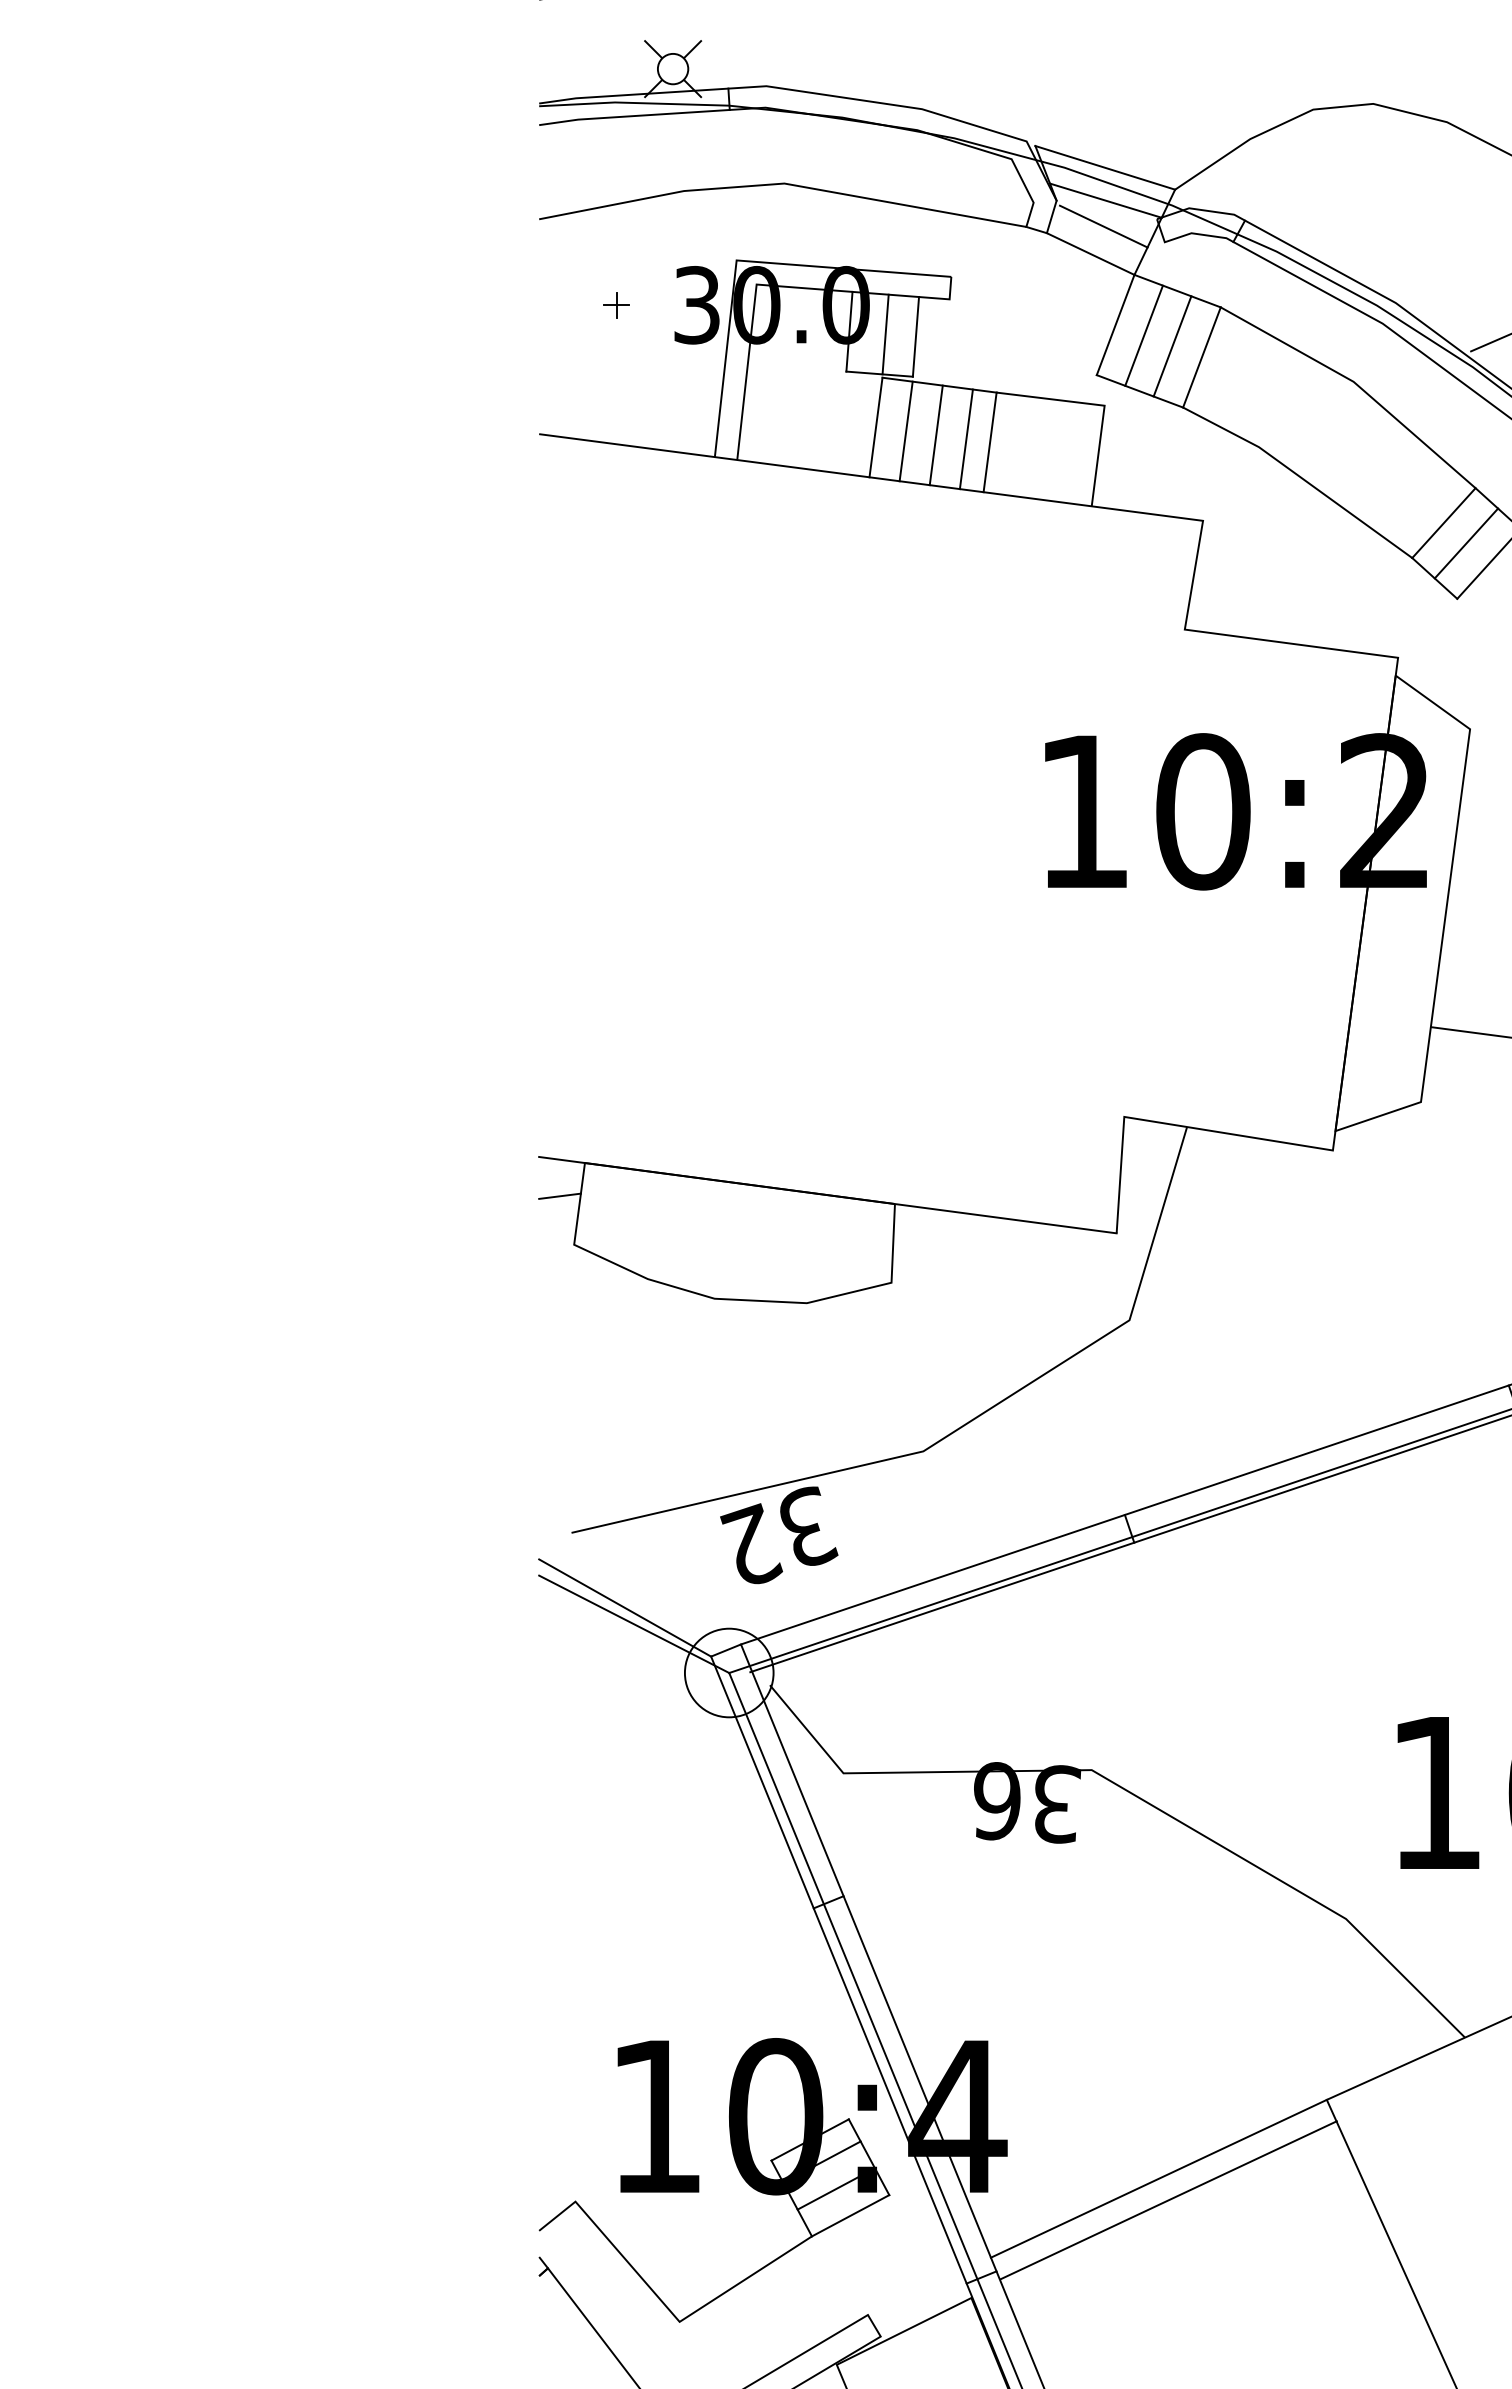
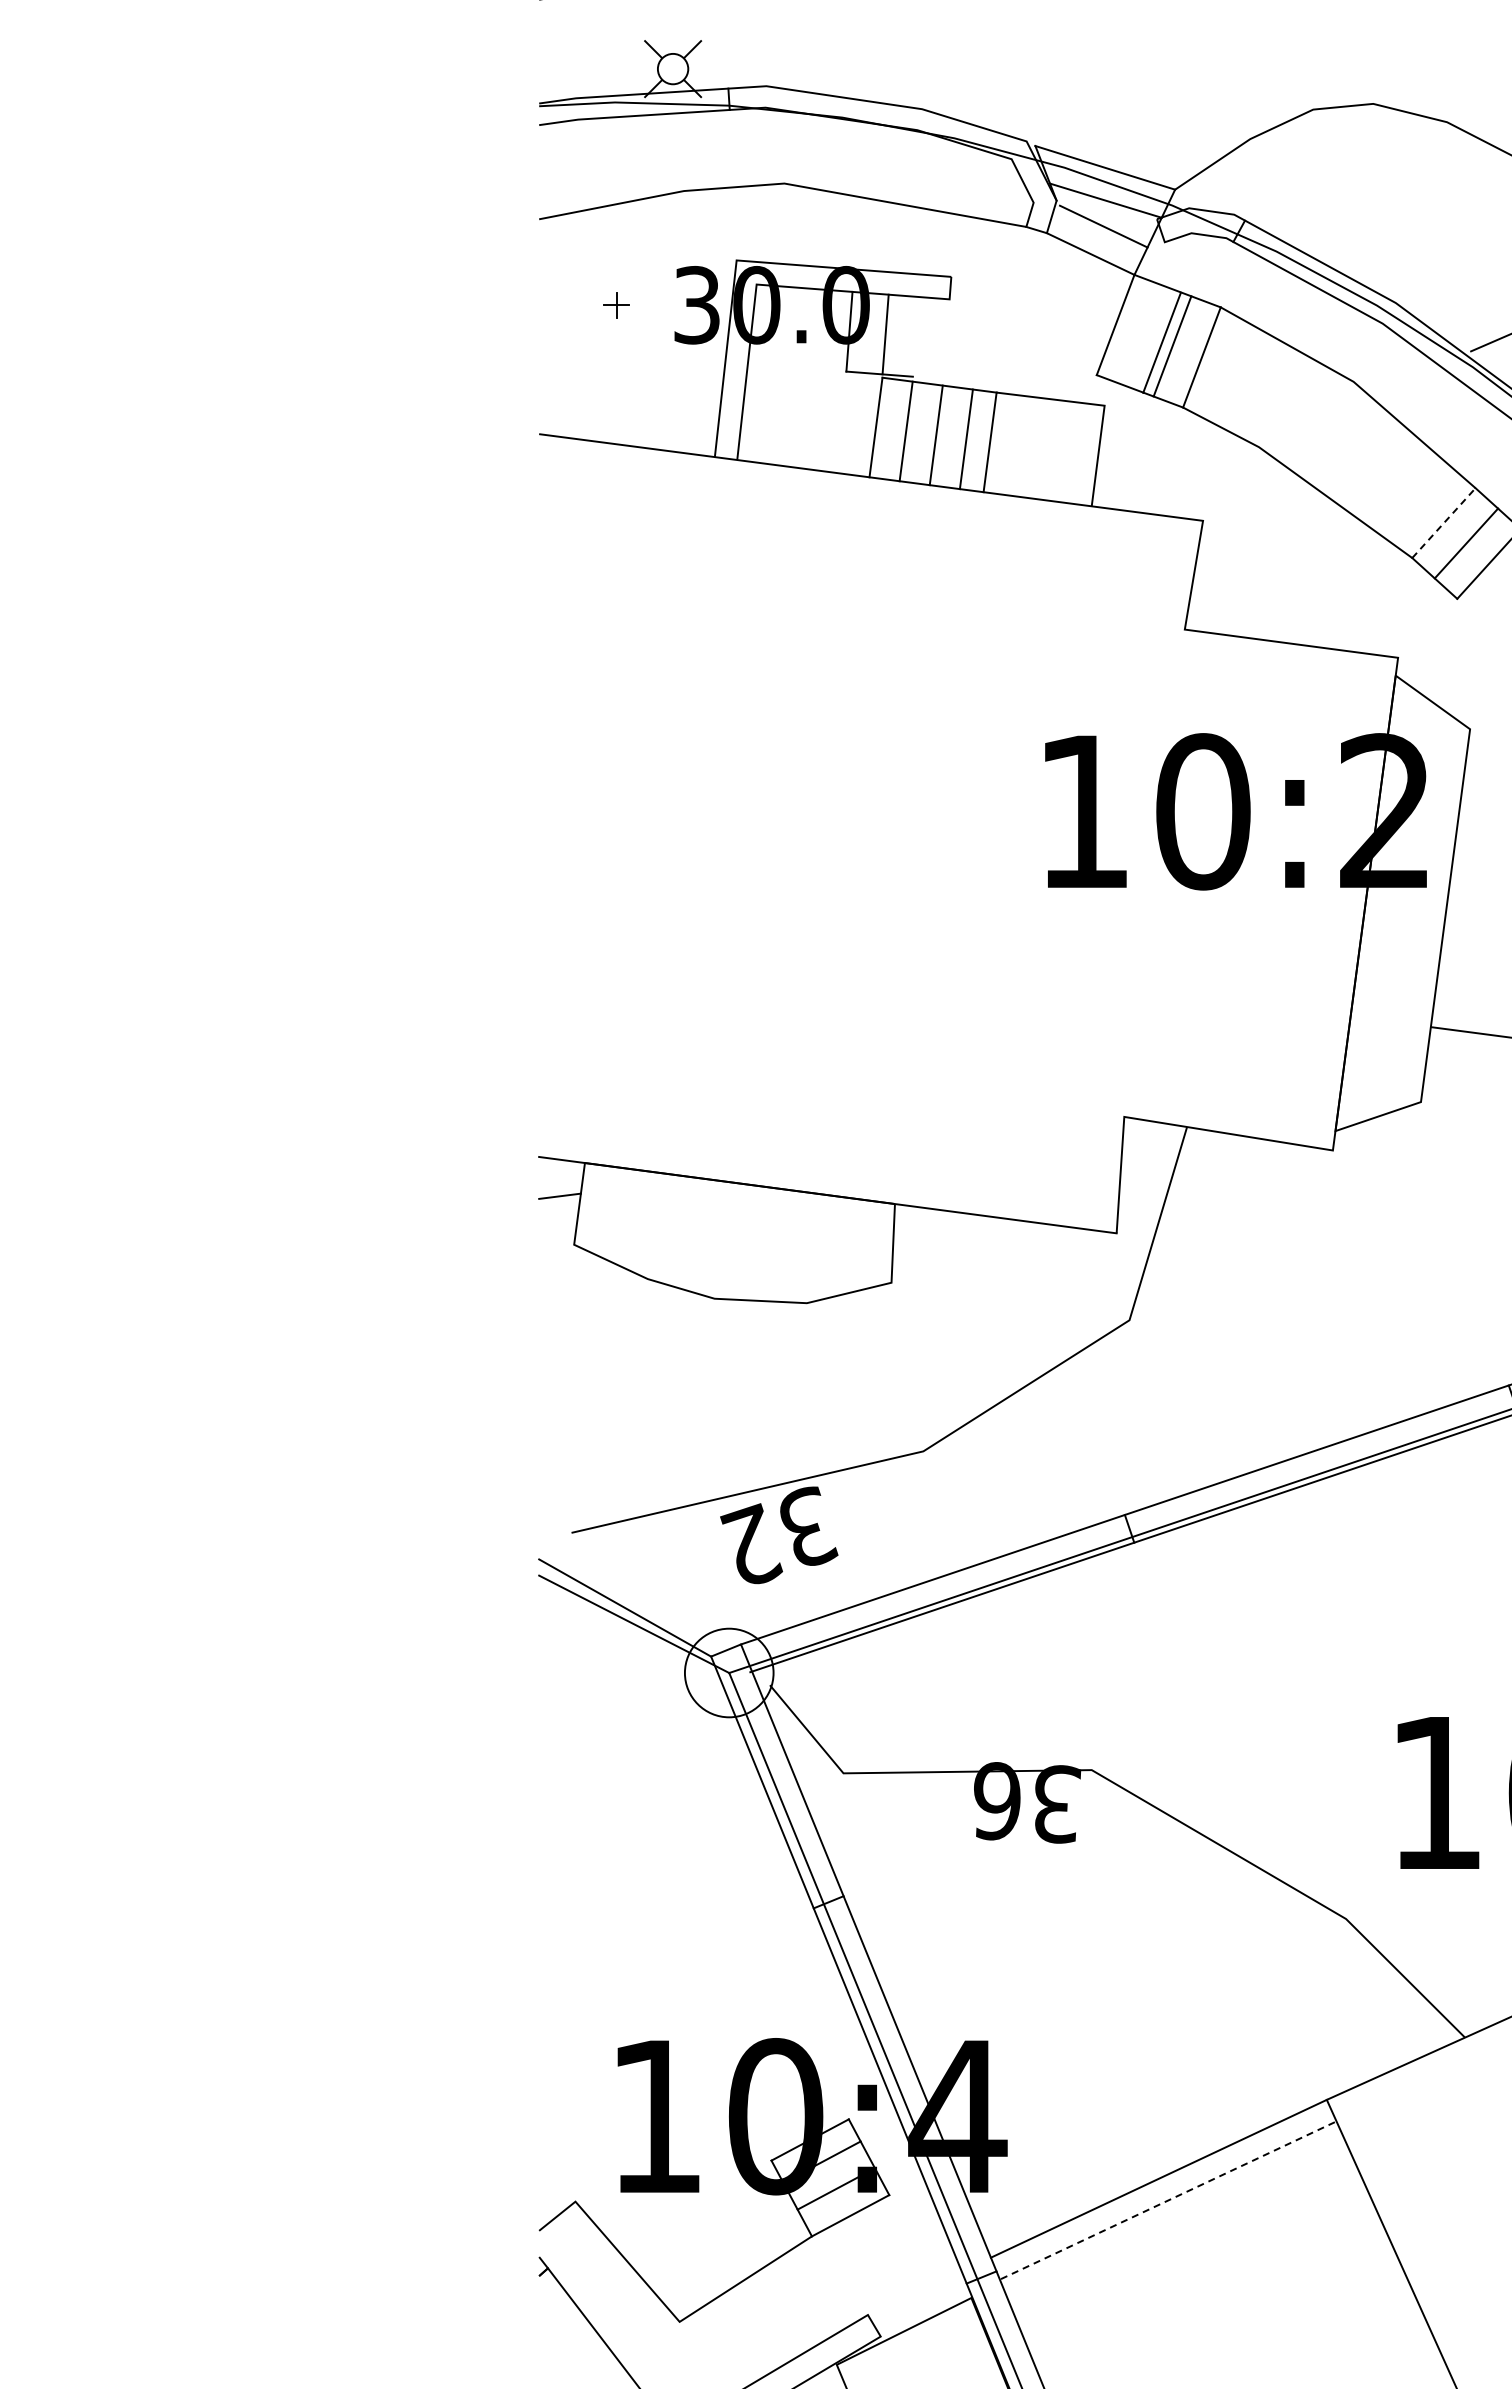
line position: (1143, 335) -> (1161, 342) (1161, 342)
line: present -> none (915, 336)
line: solid -> dashed (1444, 522)
line: solid -> dashed (1168, 2200)
